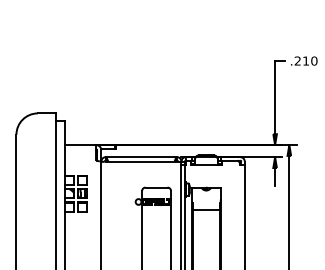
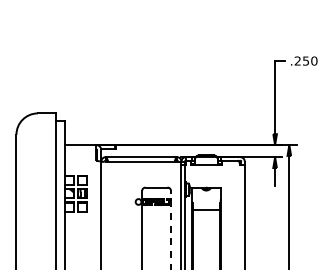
text: .210 -> .250 (306, 60)
line: solid -> dashed (171, 229)
